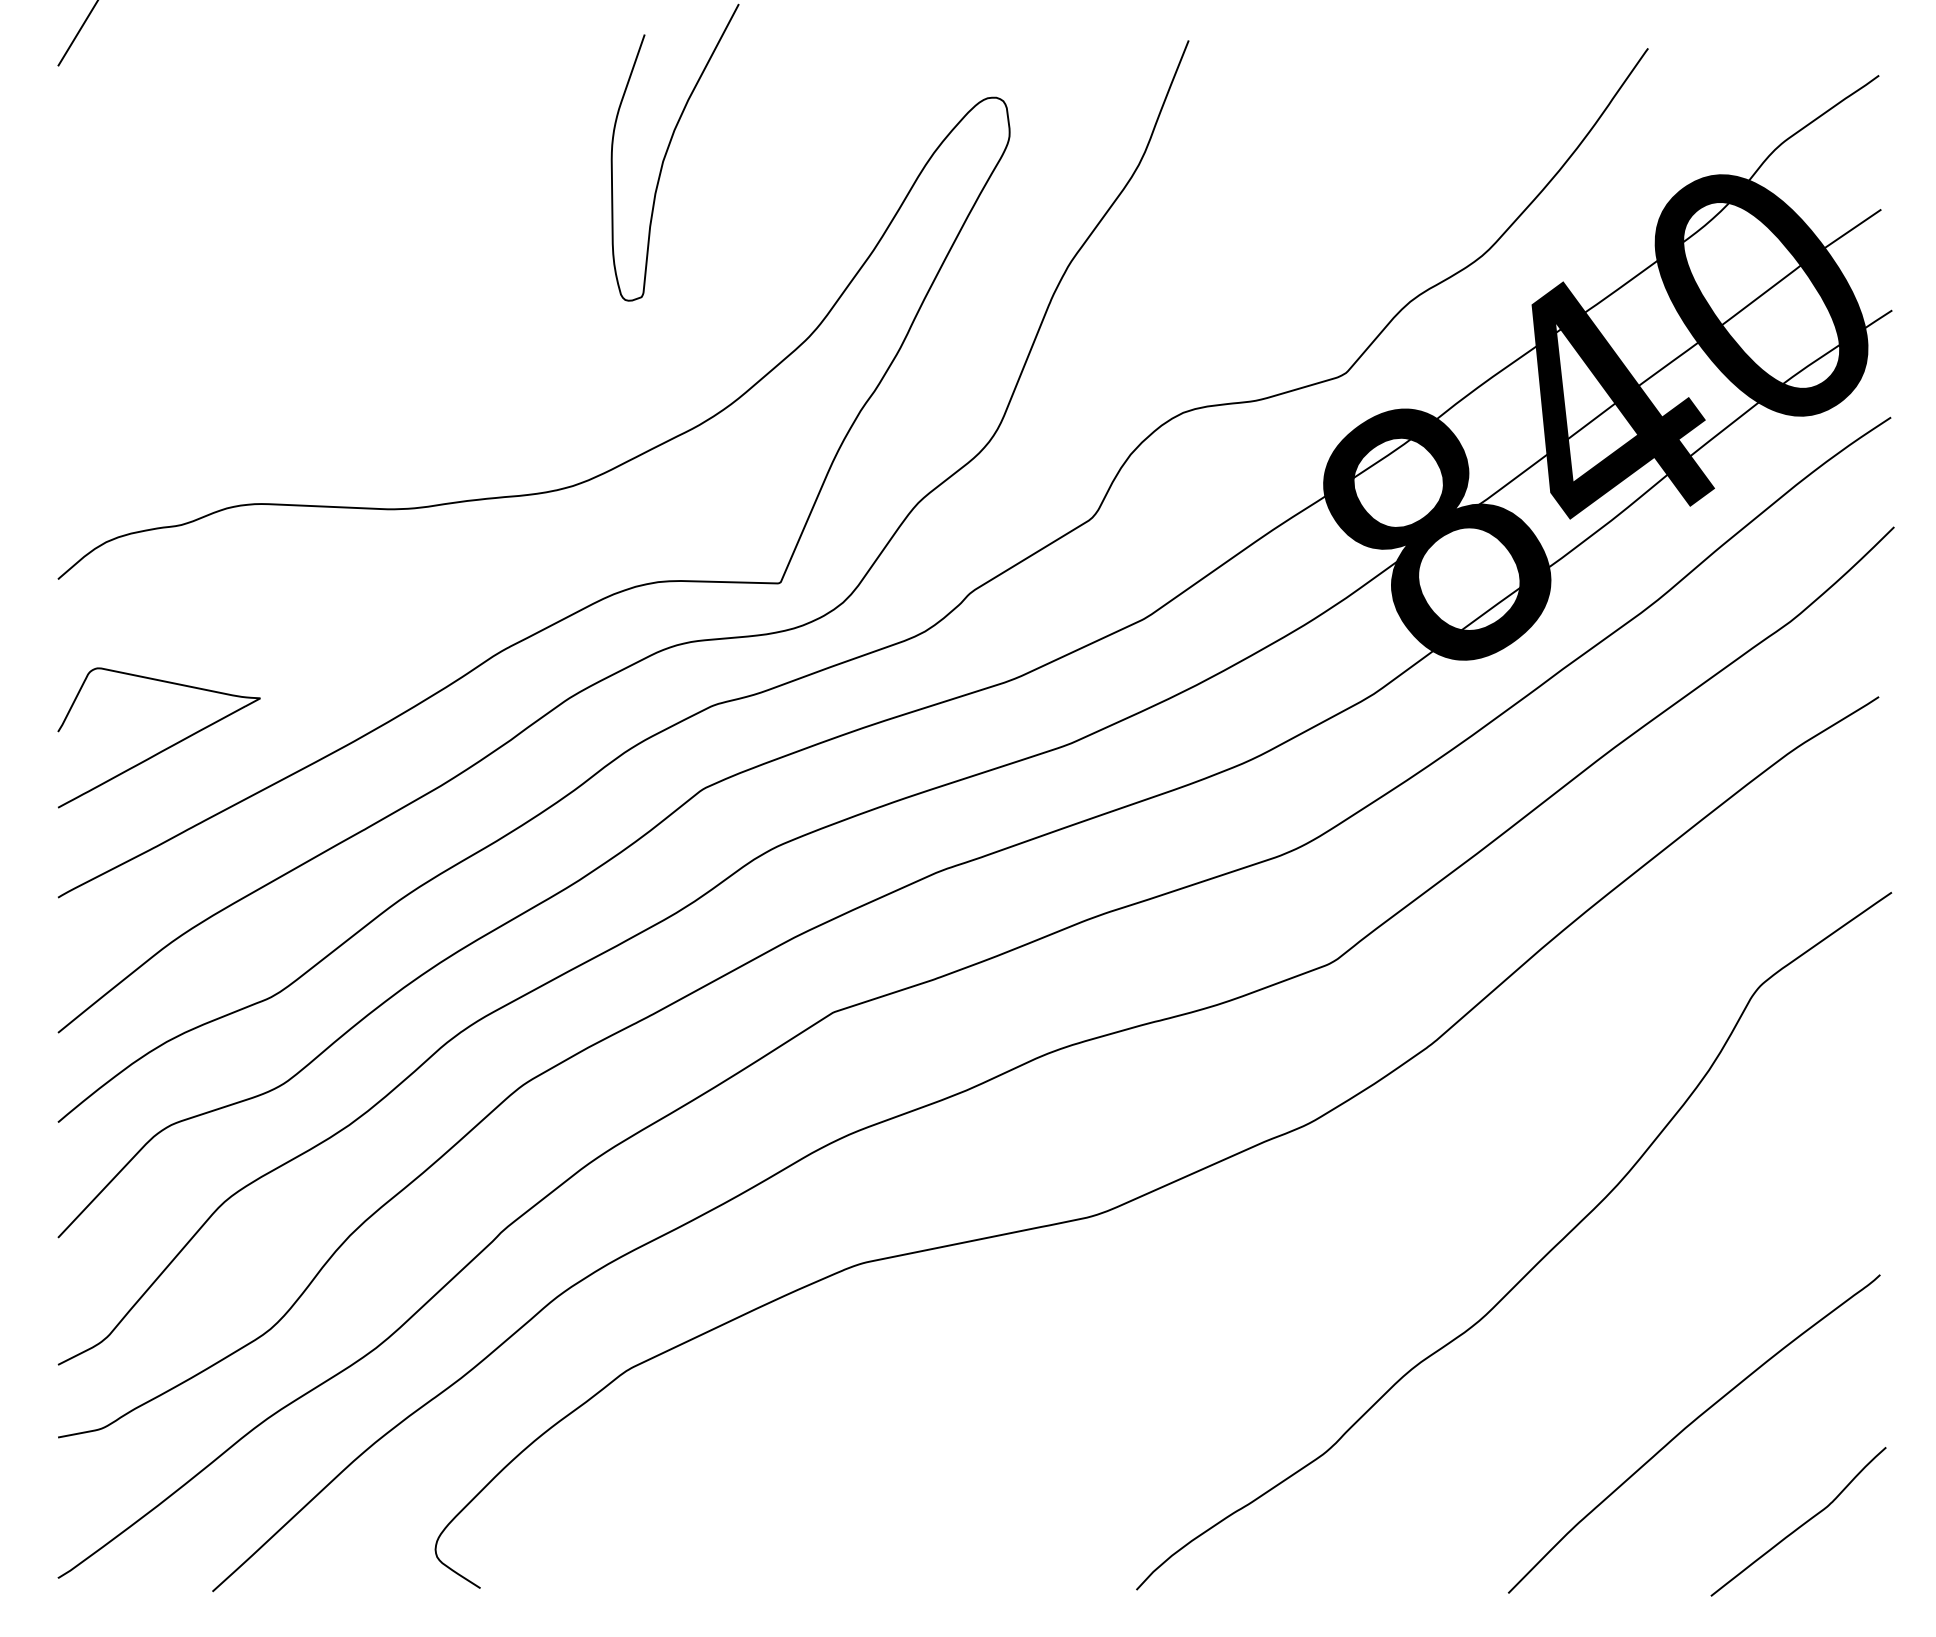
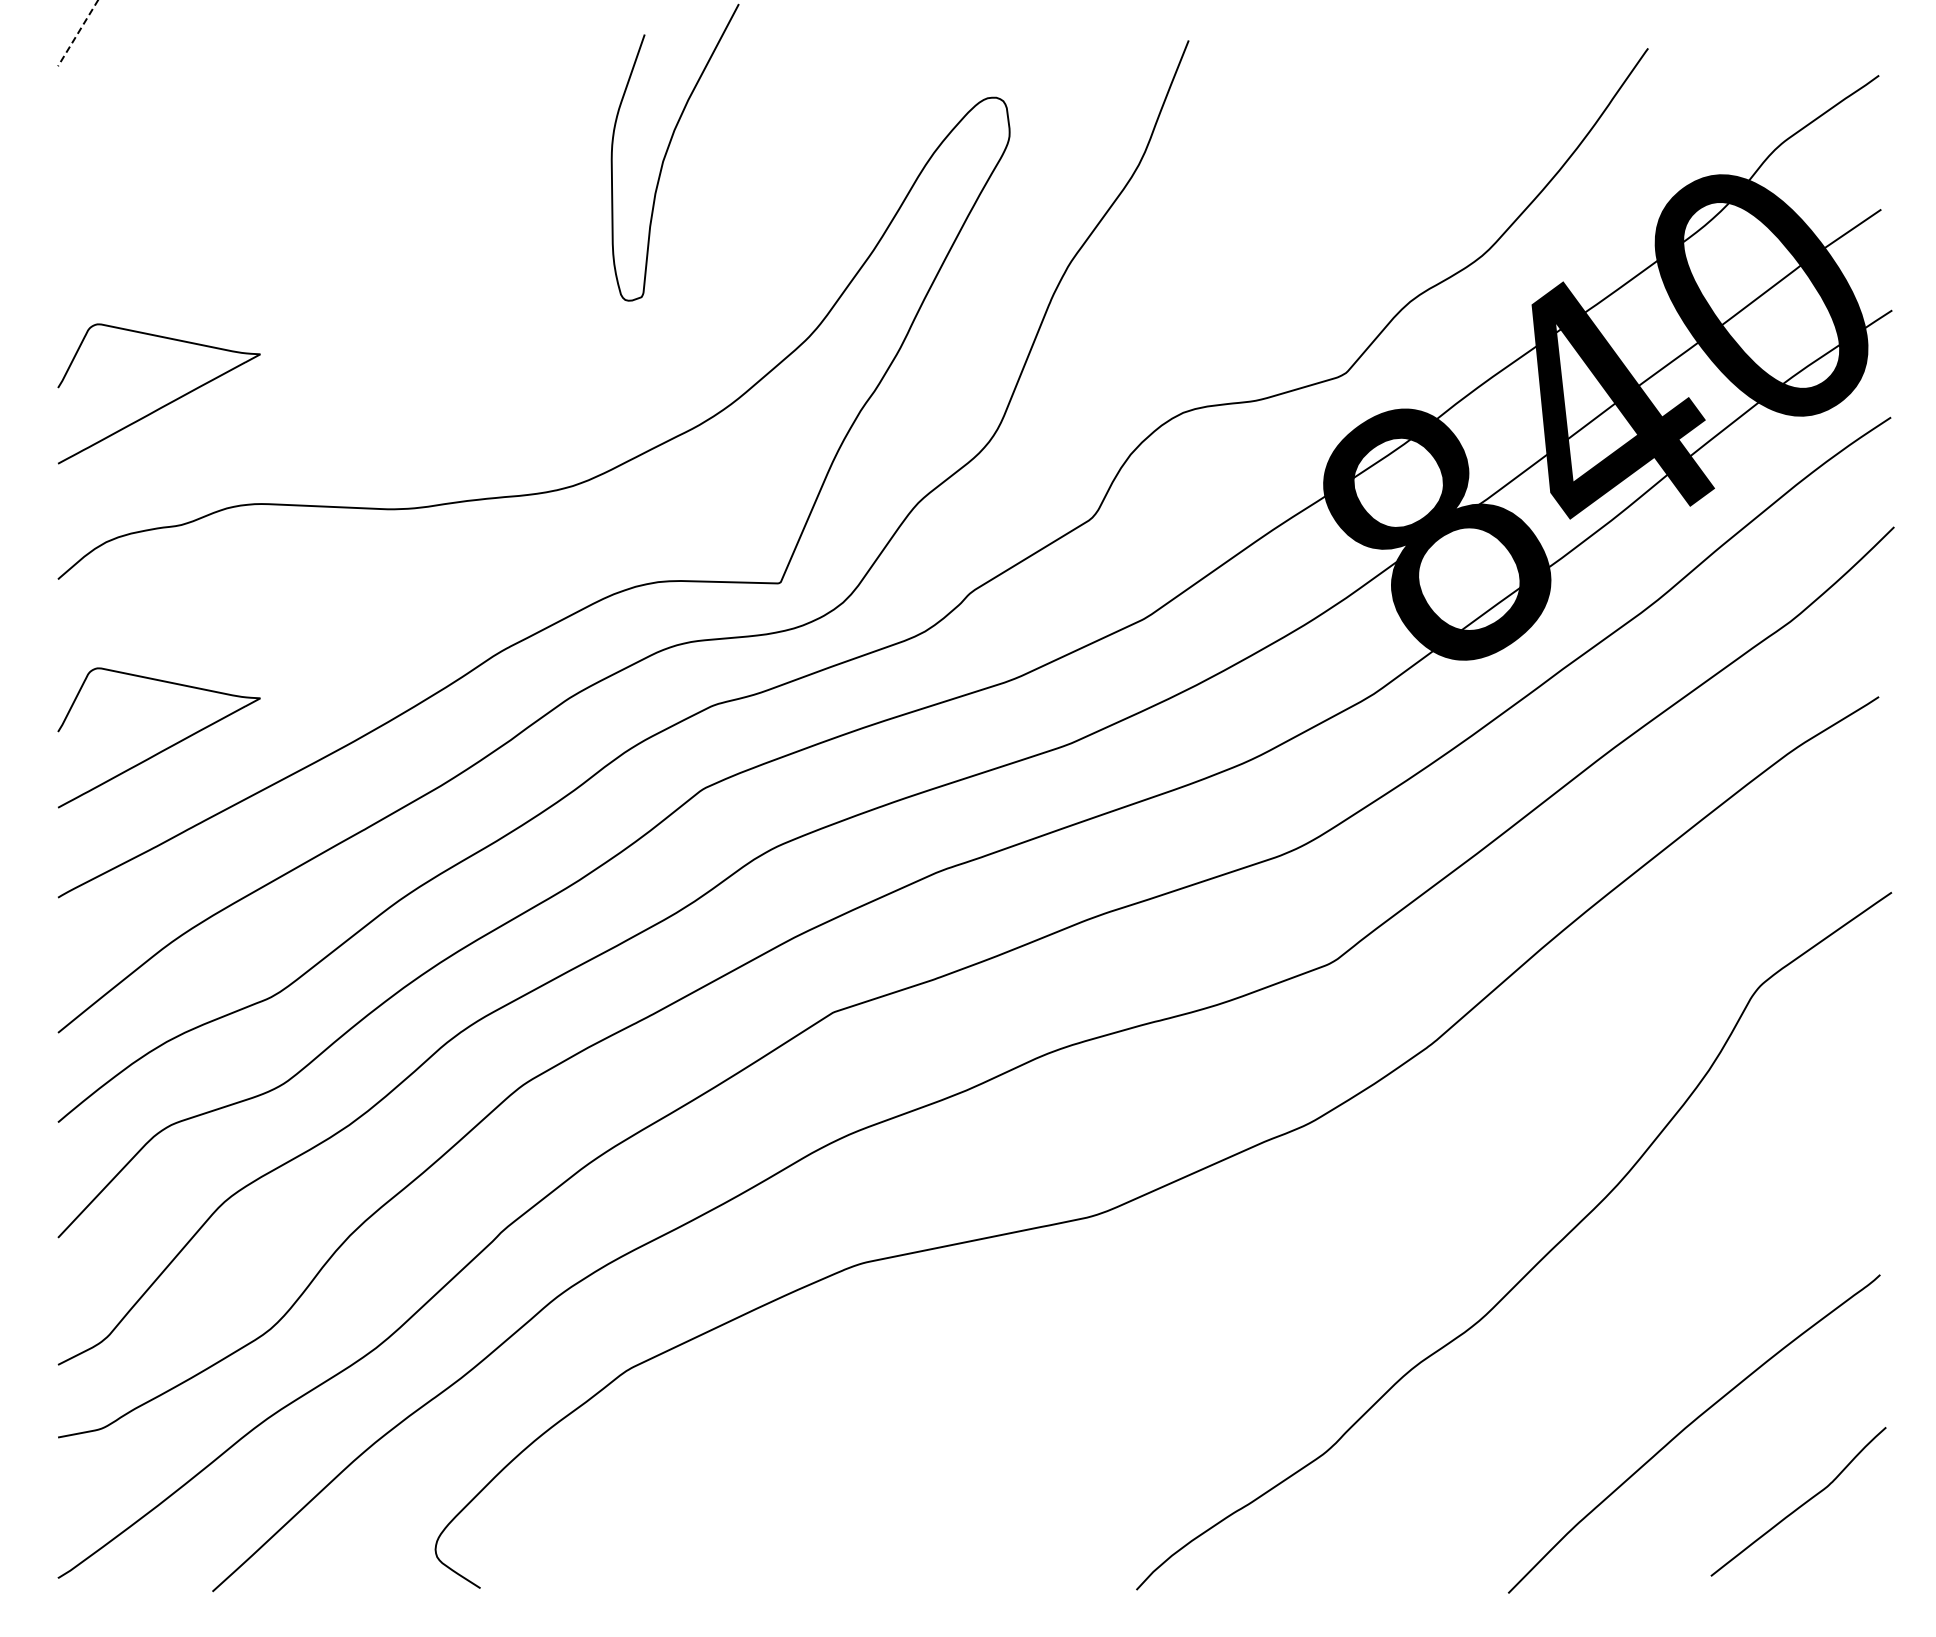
line: solid -> dashed (77, 33)
curve: none -> present (163, 405)
curve position: (1801, 1524) -> (1801, 1504) (1801, 1504)
